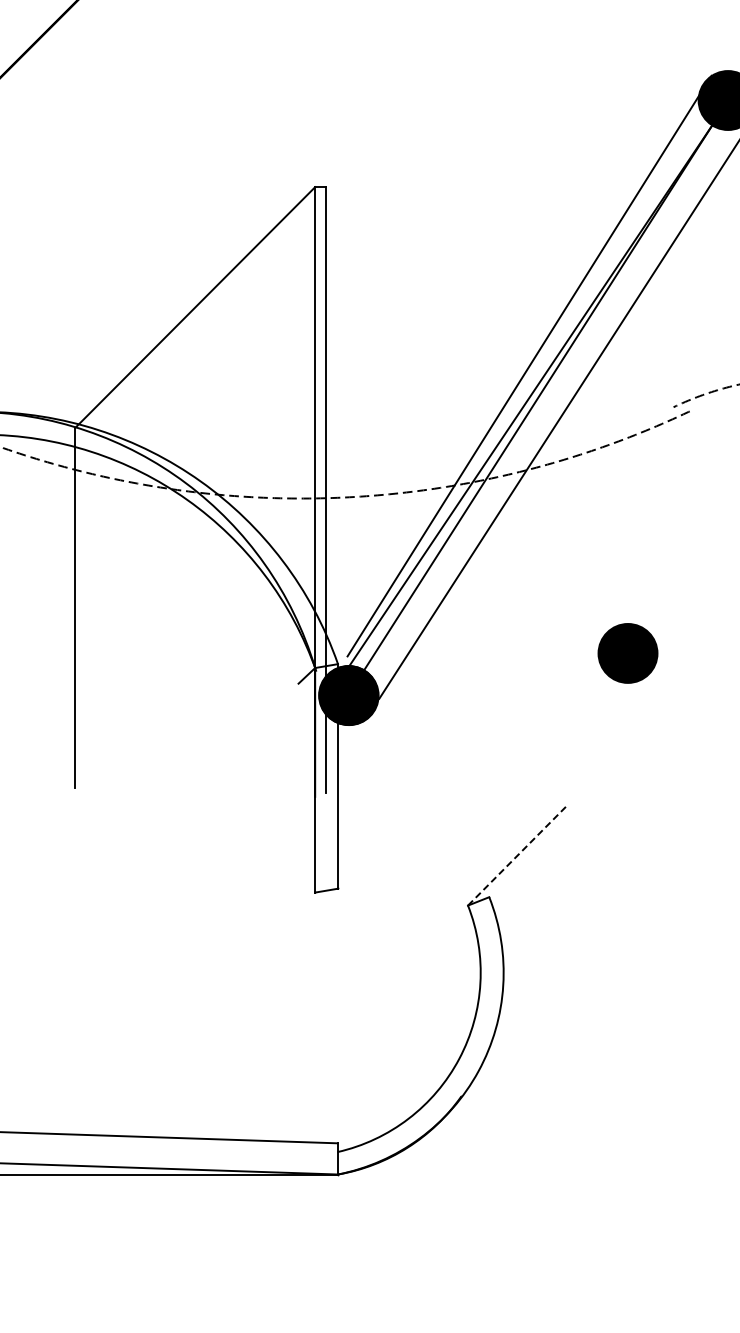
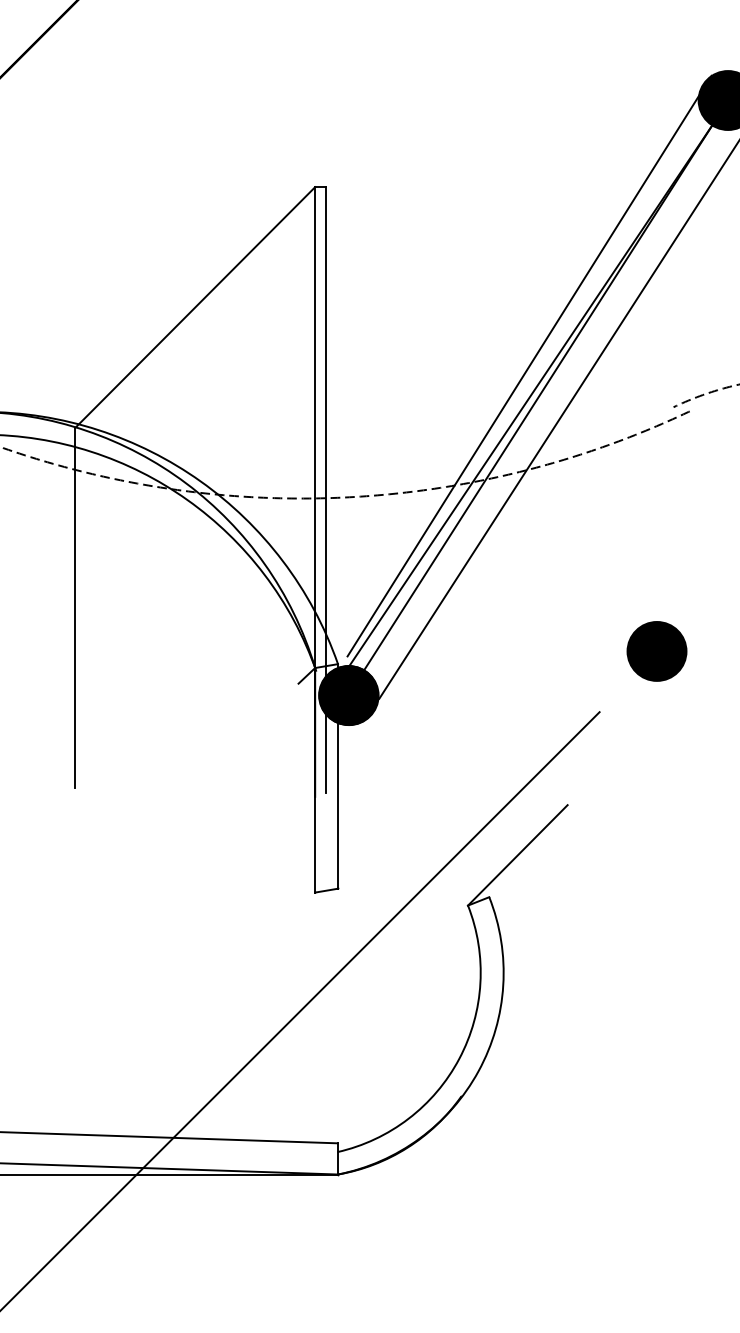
part position: (627, 653) -> (656, 651) (656, 651)
line: dashed -> solid (517, 855)
line: none -> present (300, 1010)
